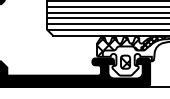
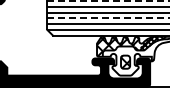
line: solid -> dashed (108, 1)
line: solid -> dashed (108, 18)
